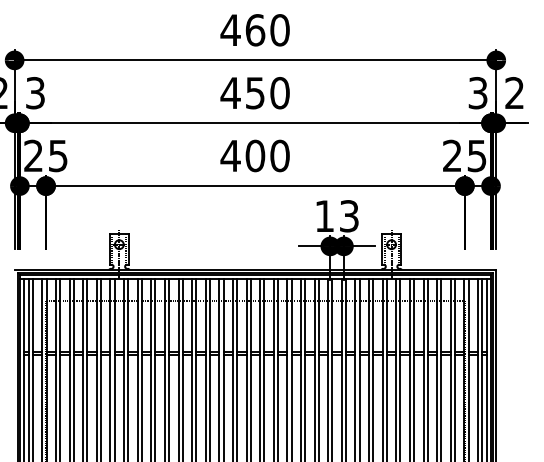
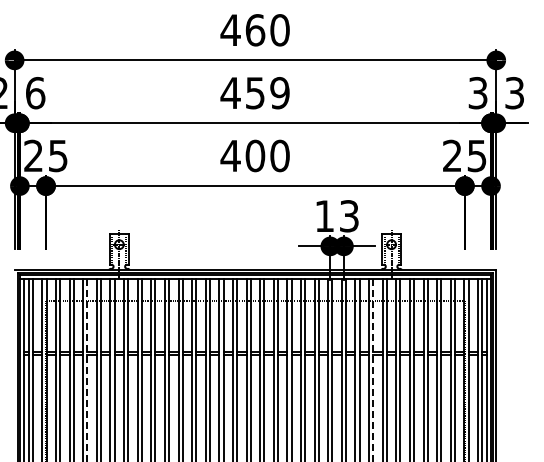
text: 3 -> 6 (35, 93)
text: 450 -> 459 (279, 93)
text: 2 -> 3 (514, 93)
line: solid -> dashed (87, 370)
line: solid -> dashed (373, 370)
